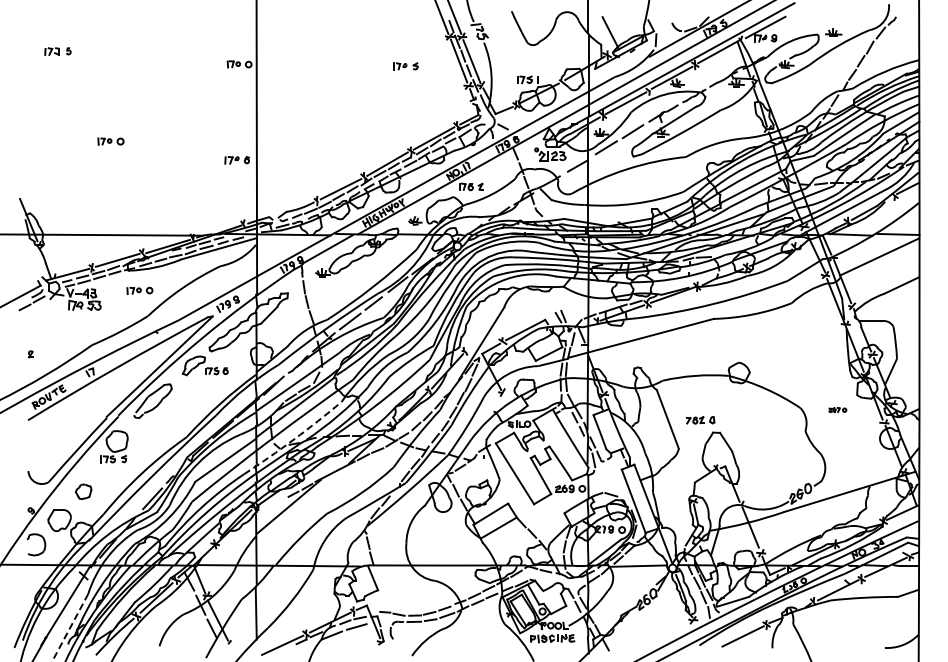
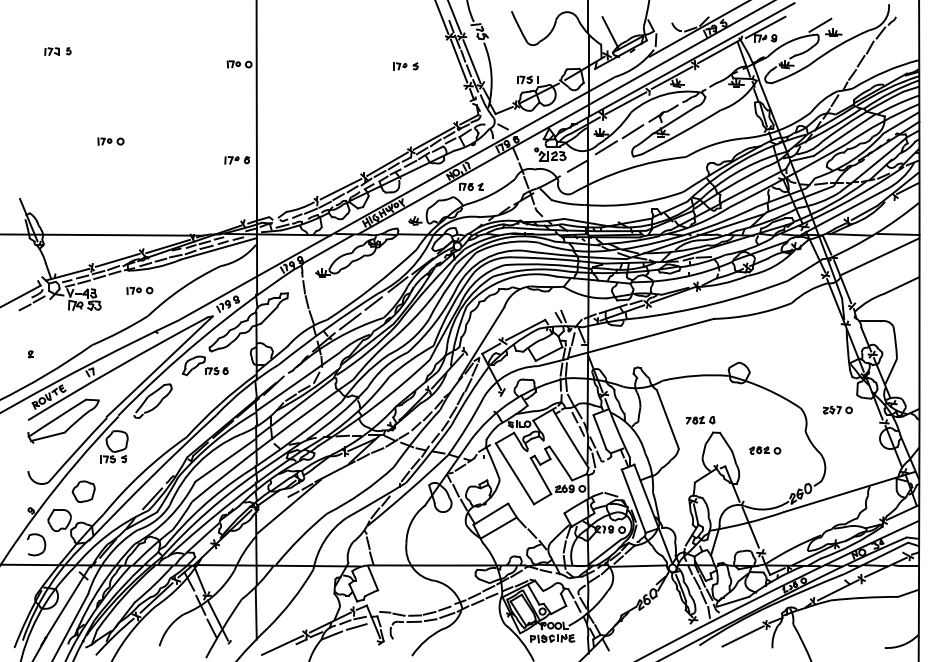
line: none -> present (820, 24)
part size: 20x7 px -> 30x10 px (837, 409)
part: none -> present (63, 420)
arc: dashed -> solid (294, 439)
part: none -> present (765, 450)
part size: 18x17 px -> 25x24 px (83, 491)
line: dashed -> solid (69, 628)
